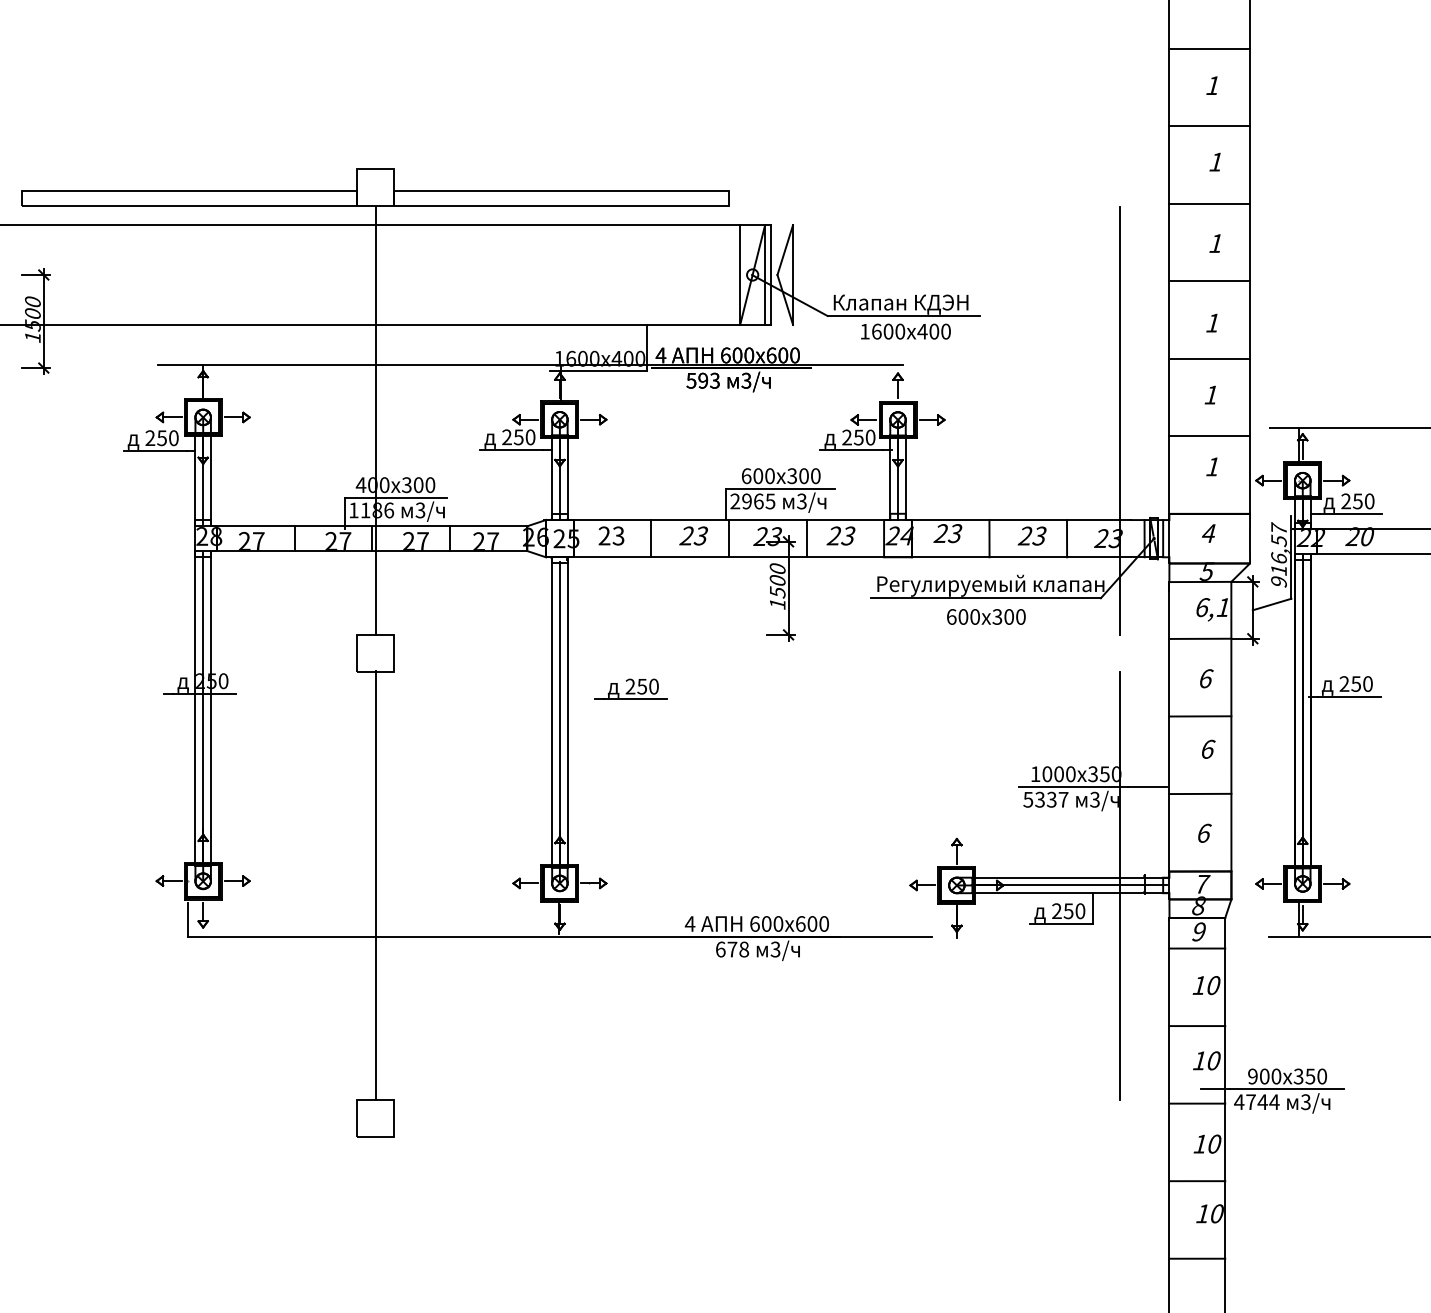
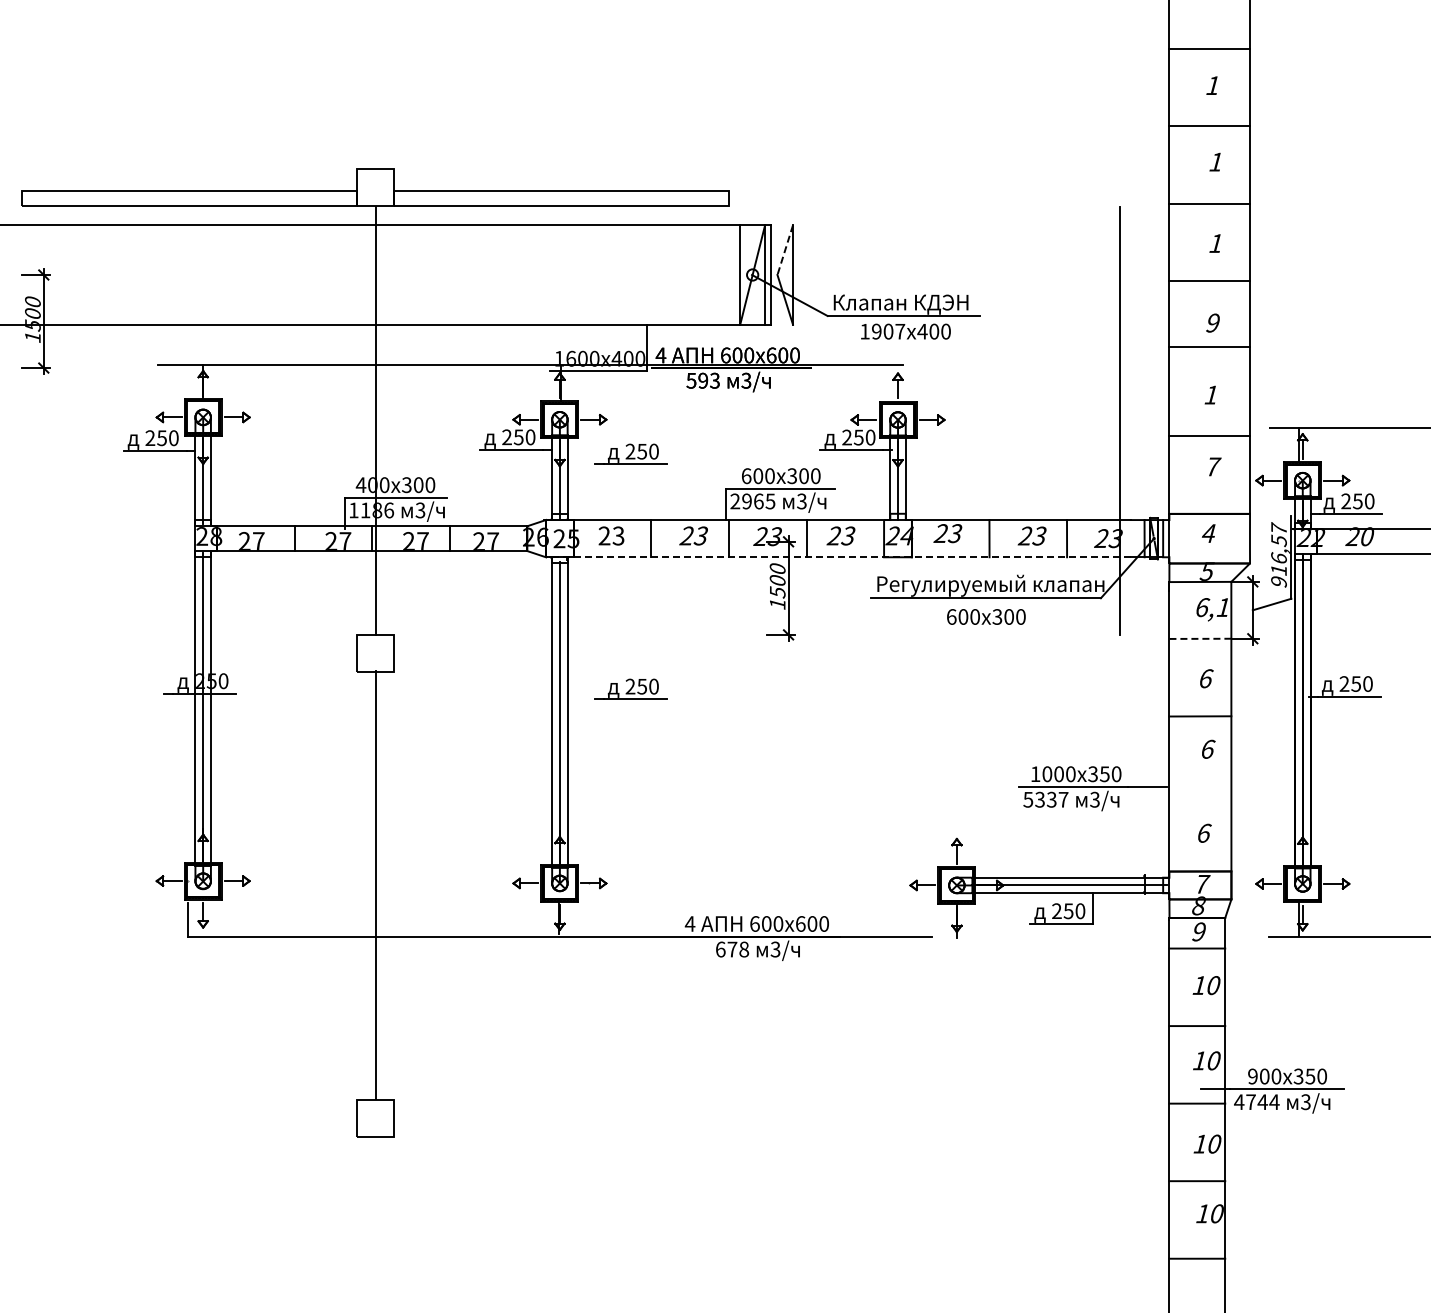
line: solid -> dashed (785, 250)
text: 1 -> 9 (1212, 322)
text: 1600 -> 1907 (888, 331)
line position: (1209, 358) -> (1209, 346) (1209, 346)
part: none -> present (630, 453)
text: 1 -> 7 (1213, 466)
line: solid -> dashed (837, 557)
line: solid -> dashed (1200, 638)
line: present -> none (1200, 793)
line: present -> none (1120, 885)
